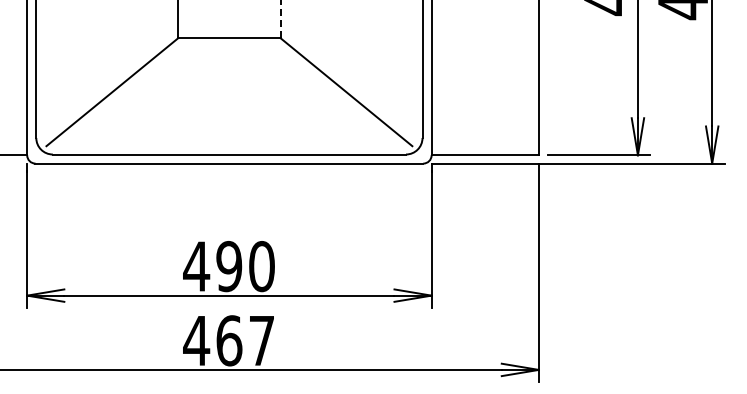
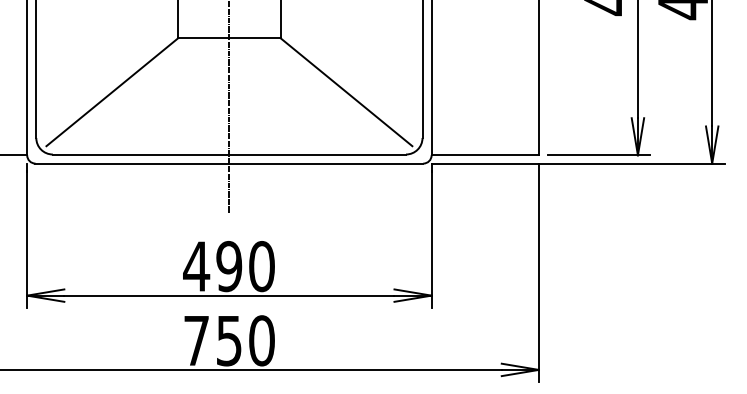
line: dashed -> solid (280, 19)
line: none -> present (229, 107)
text: 467 -> 750 (228, 340)
